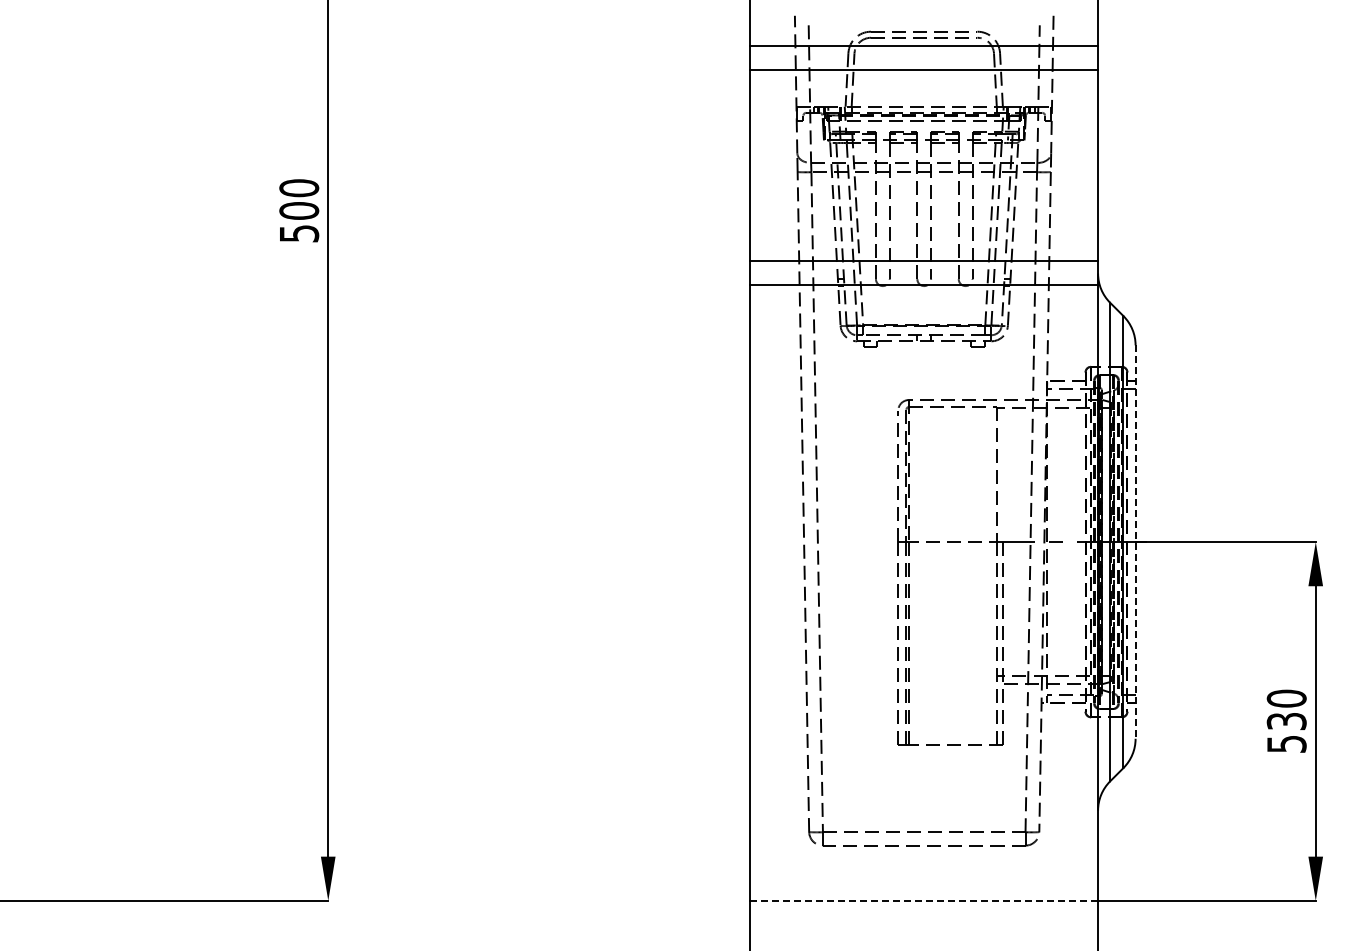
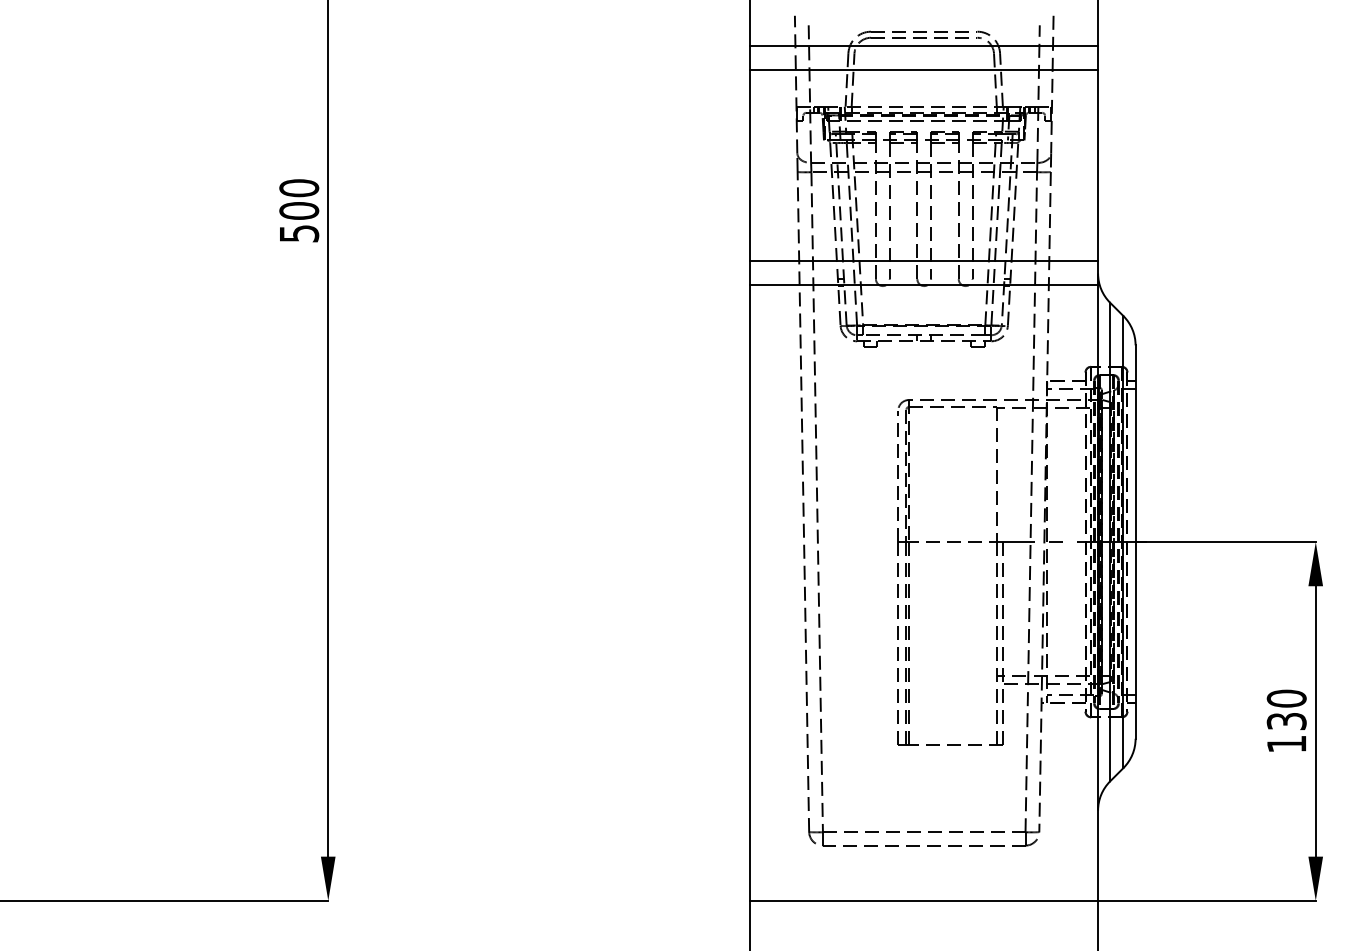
line: dashed -> solid (1135, 542)
text: 530 -> 130 (1286, 744)
line: dashed -> solid (924, 900)
